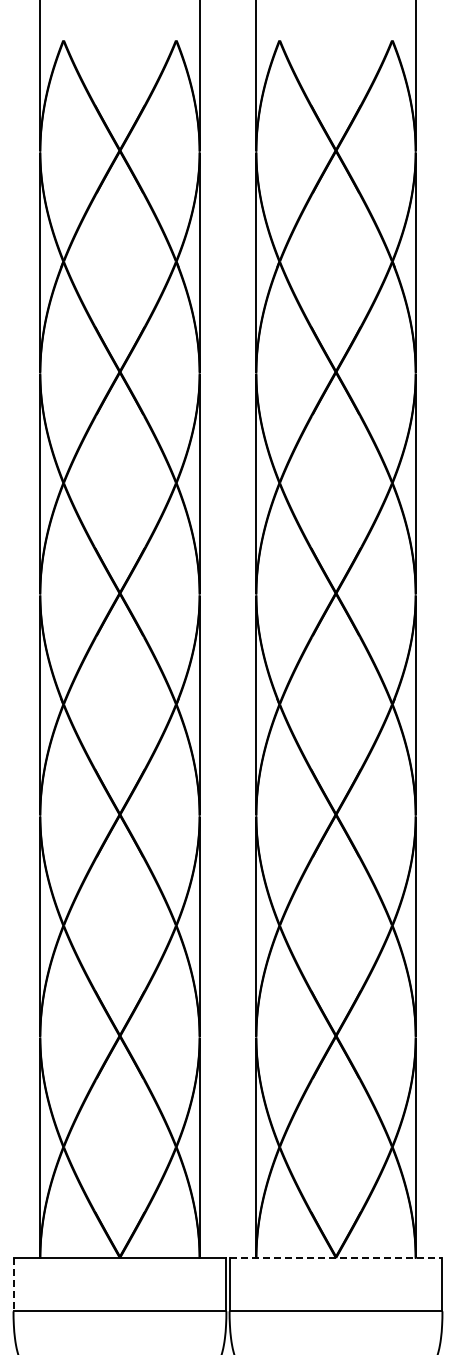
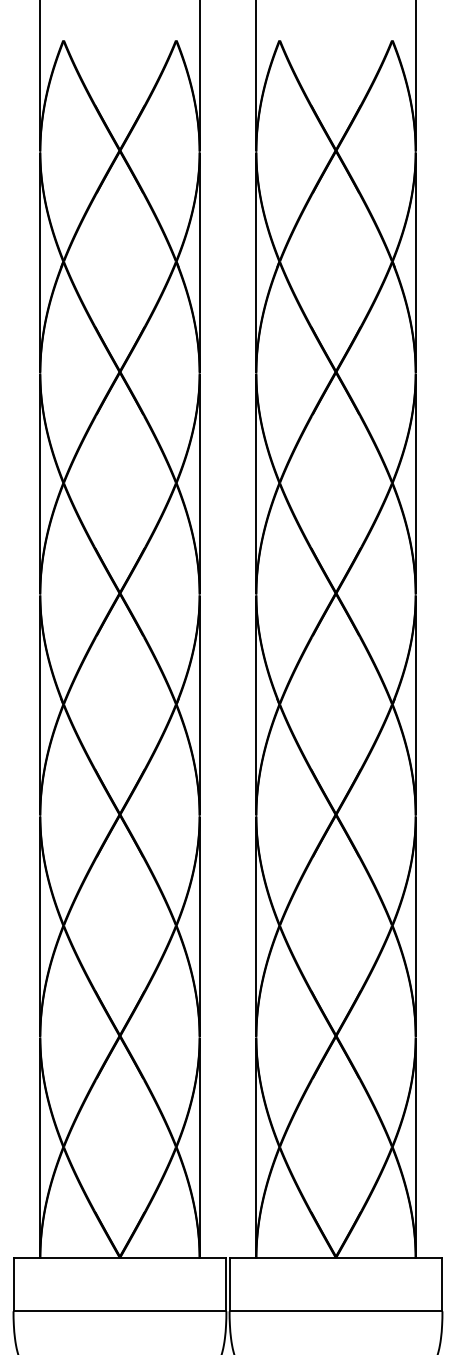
line: dashed -> solid (336, 1258)
line: dashed -> solid (13, 1284)
